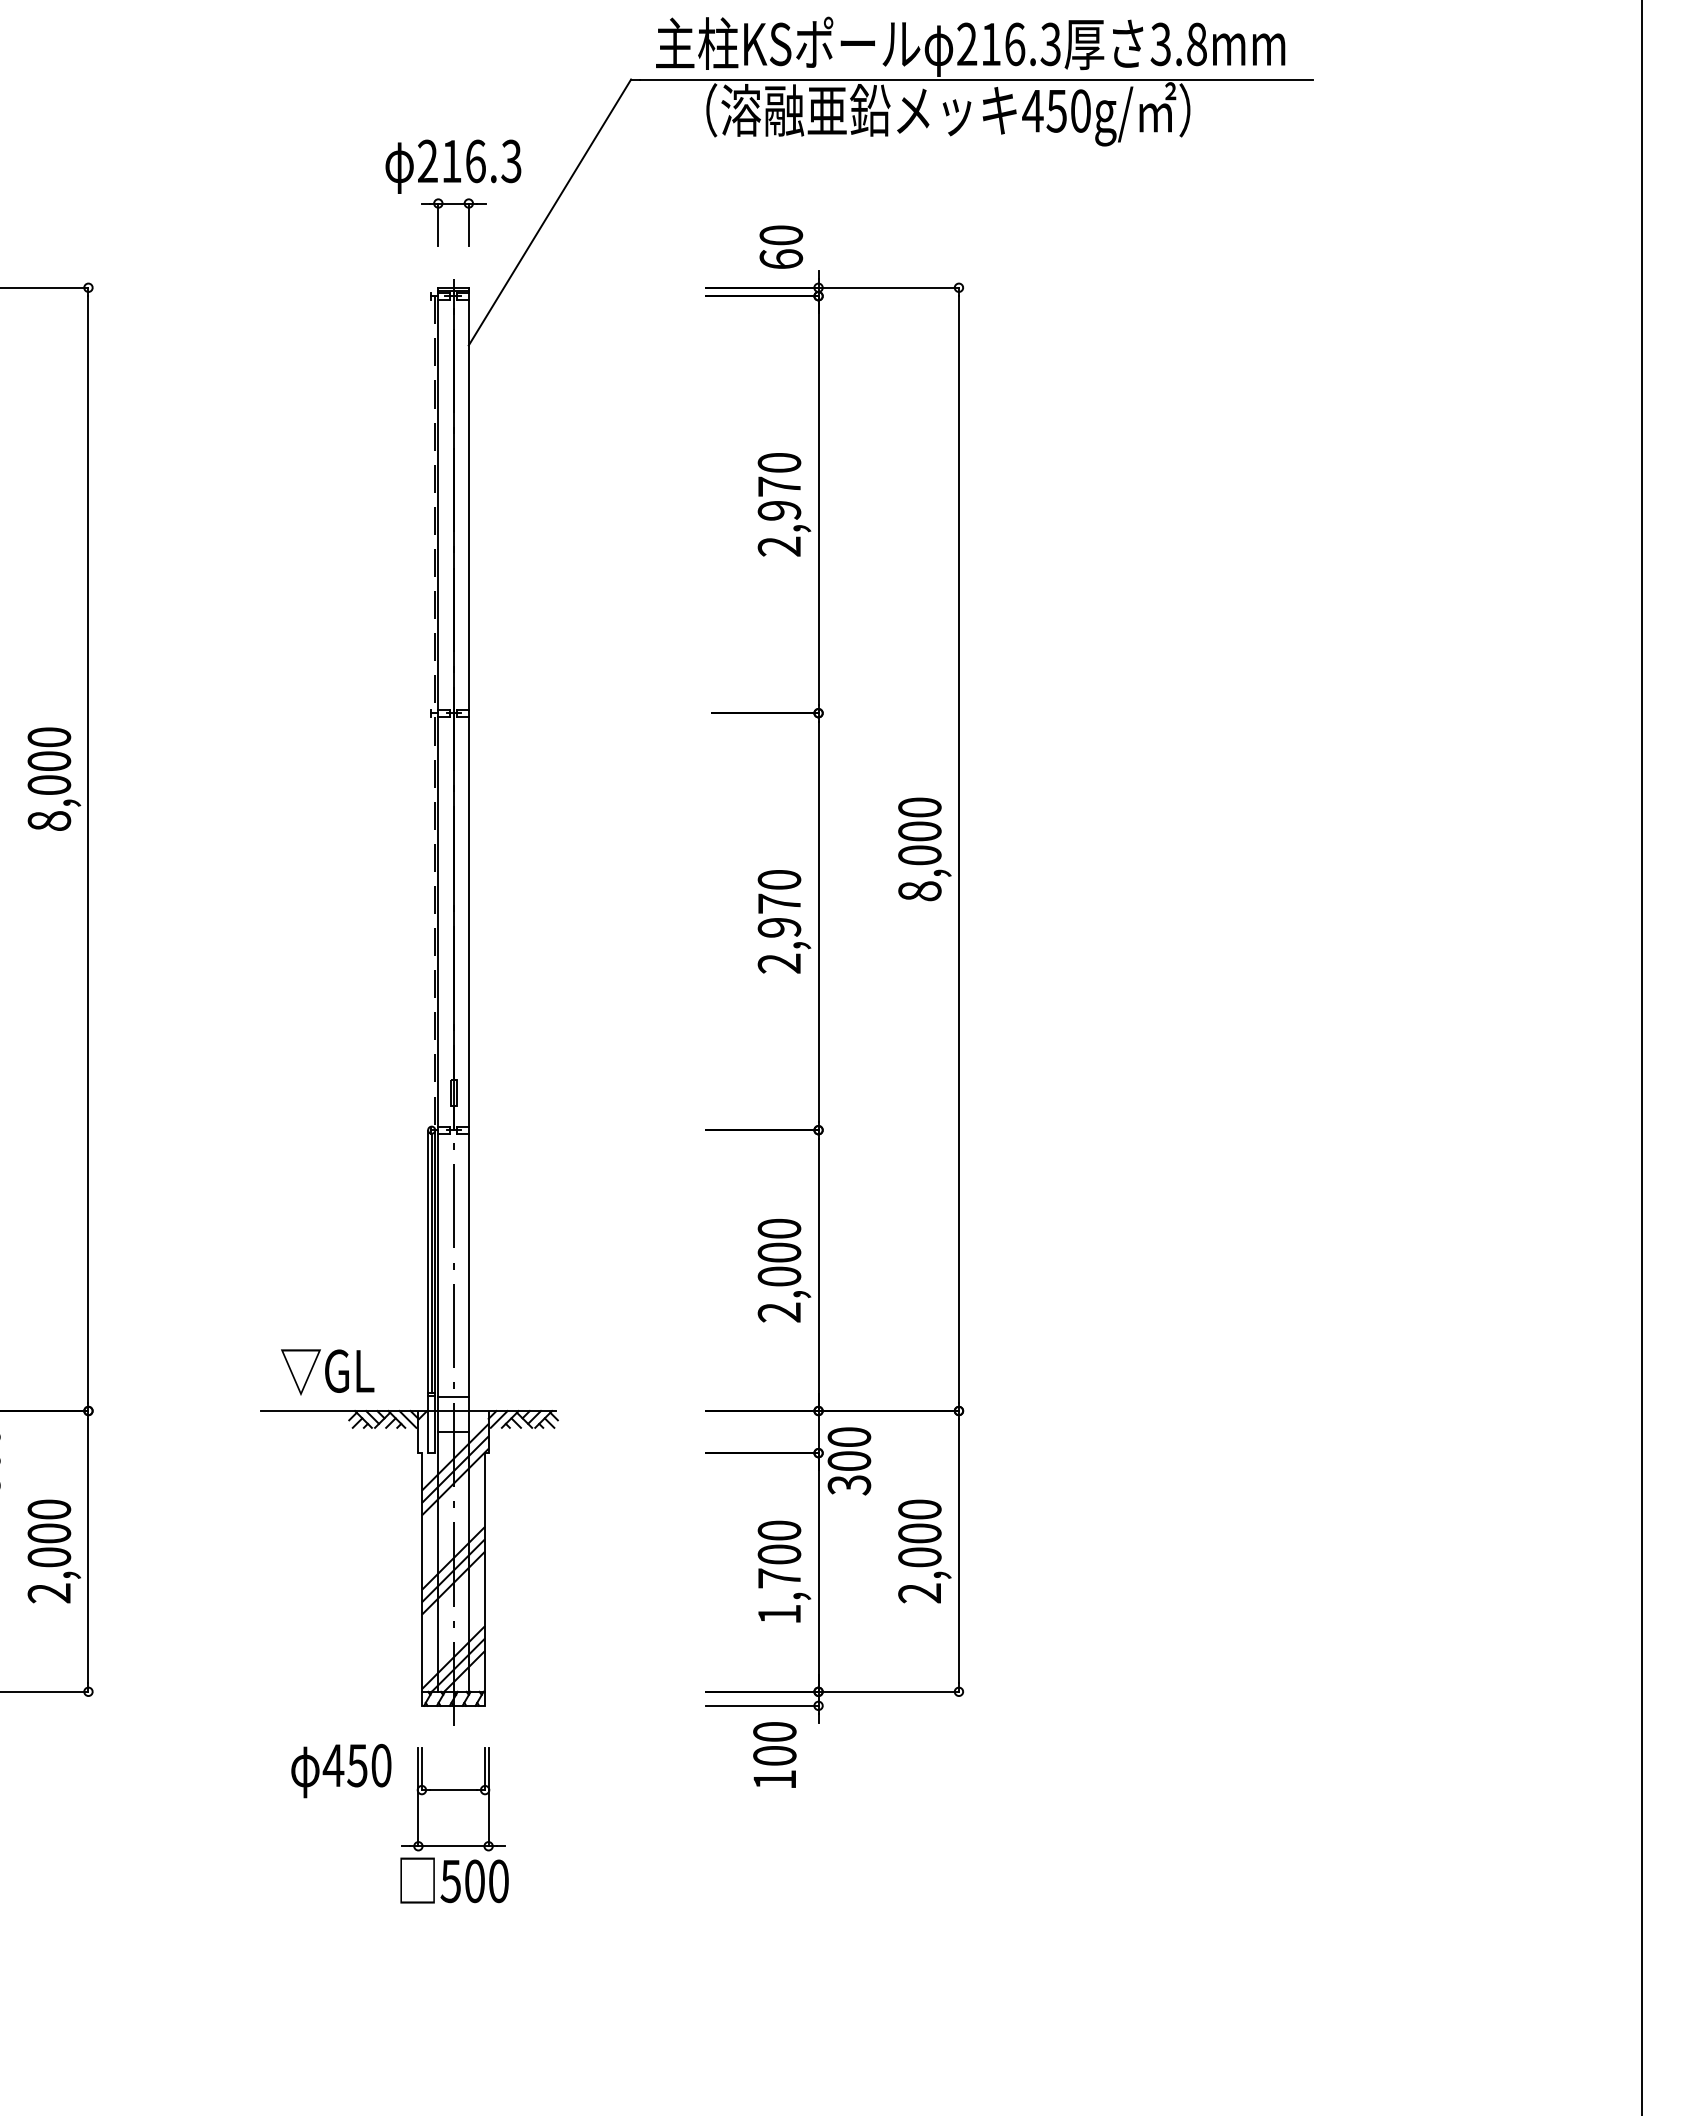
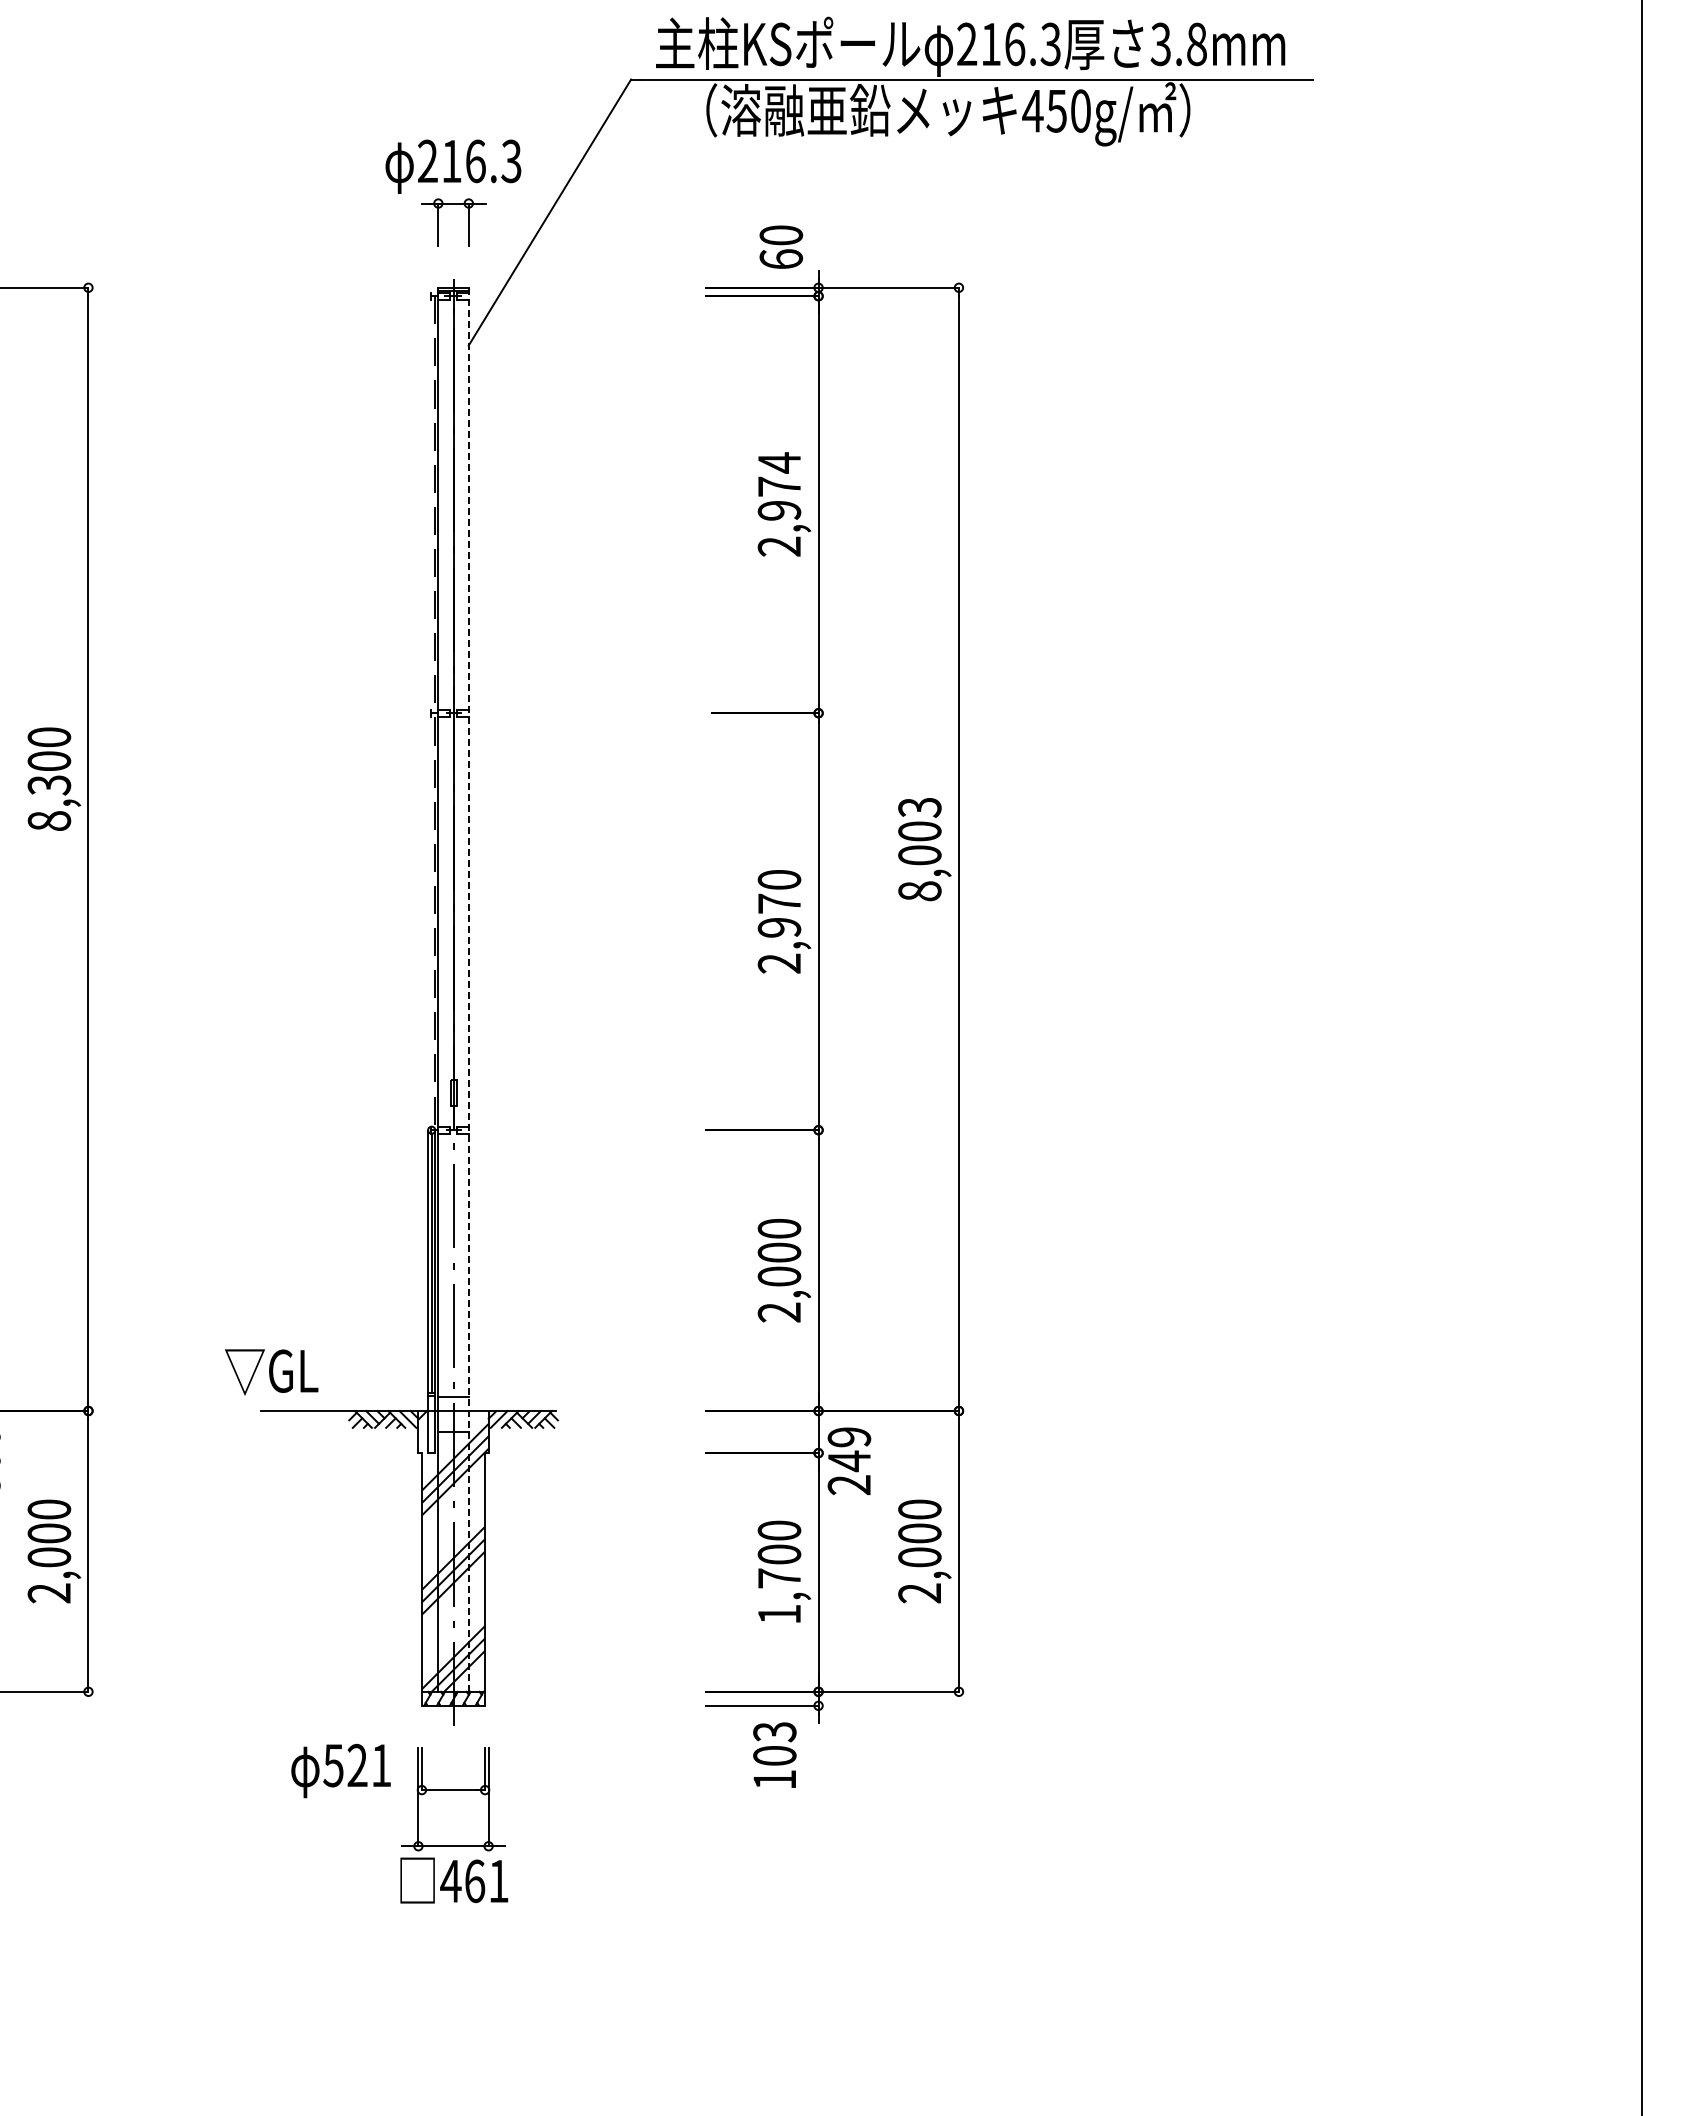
text: 2,970 -> 2,974 (779, 462)
text: 8,000 -> 8,300 (49, 785)
text: 8,000 -> 8,003 (919, 807)
line: solid -> dashed (468, 989)
text position: (327, 1372) -> (271, 1372) (271, 1372)
text: 300 -> 249 (849, 1461)
text: 100 -> 103 (774, 1732)
text: 450 -> 521 (356, 1765)
text: 500 -> 461 (474, 1881)
